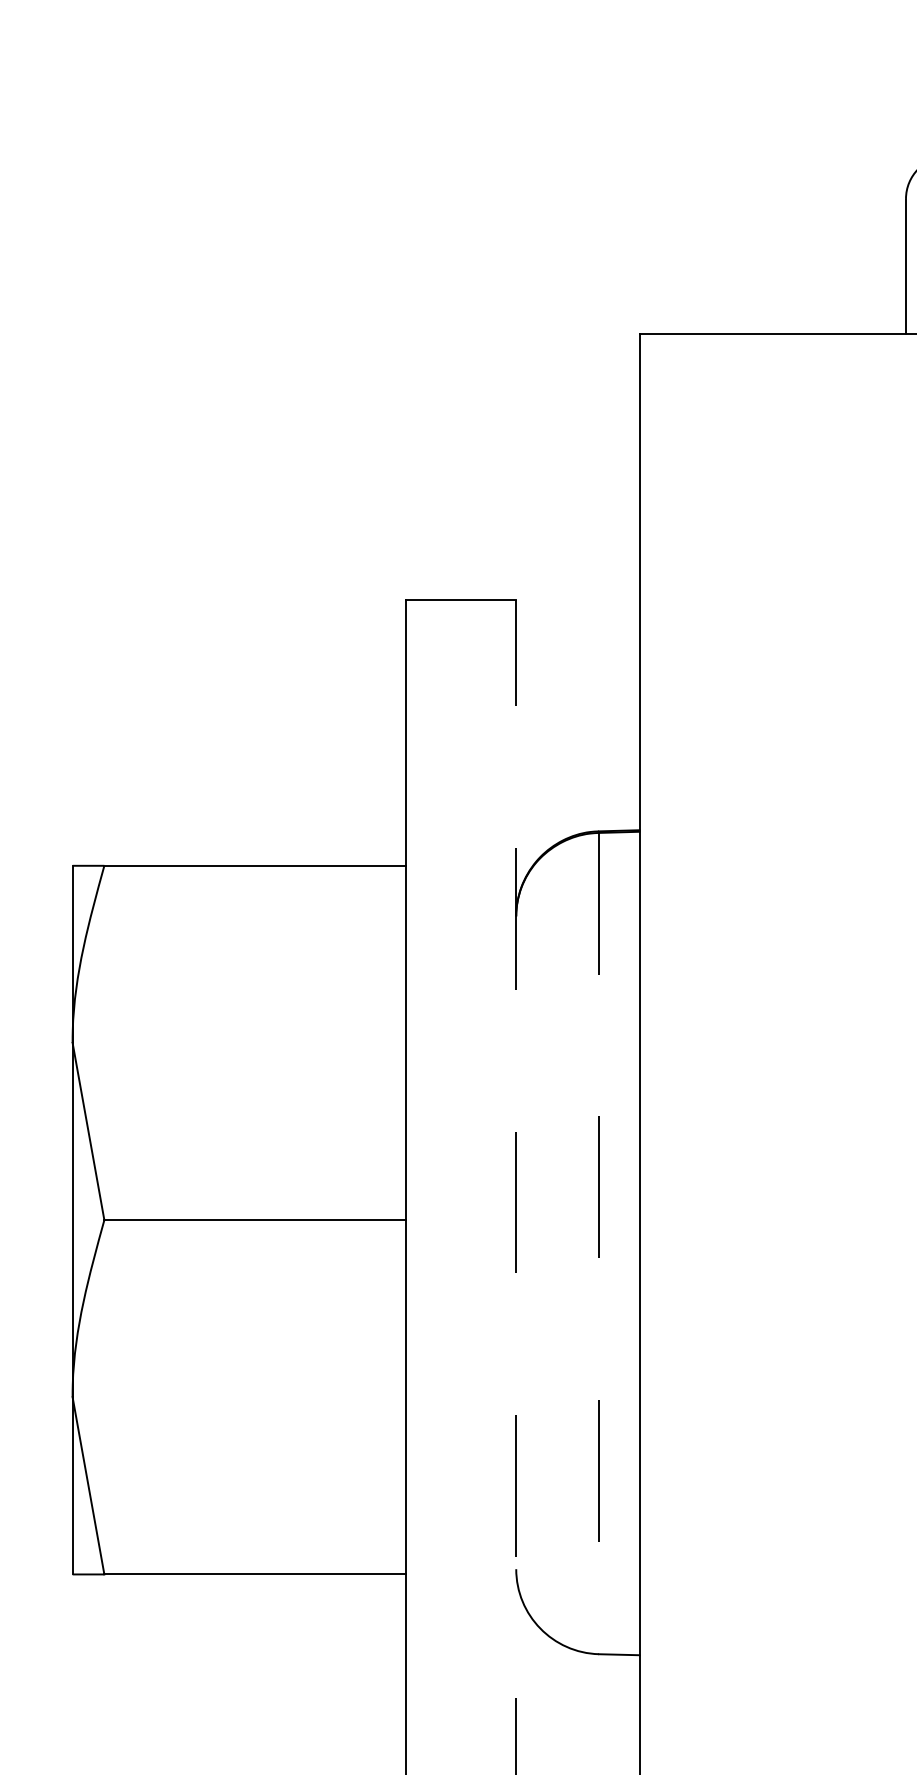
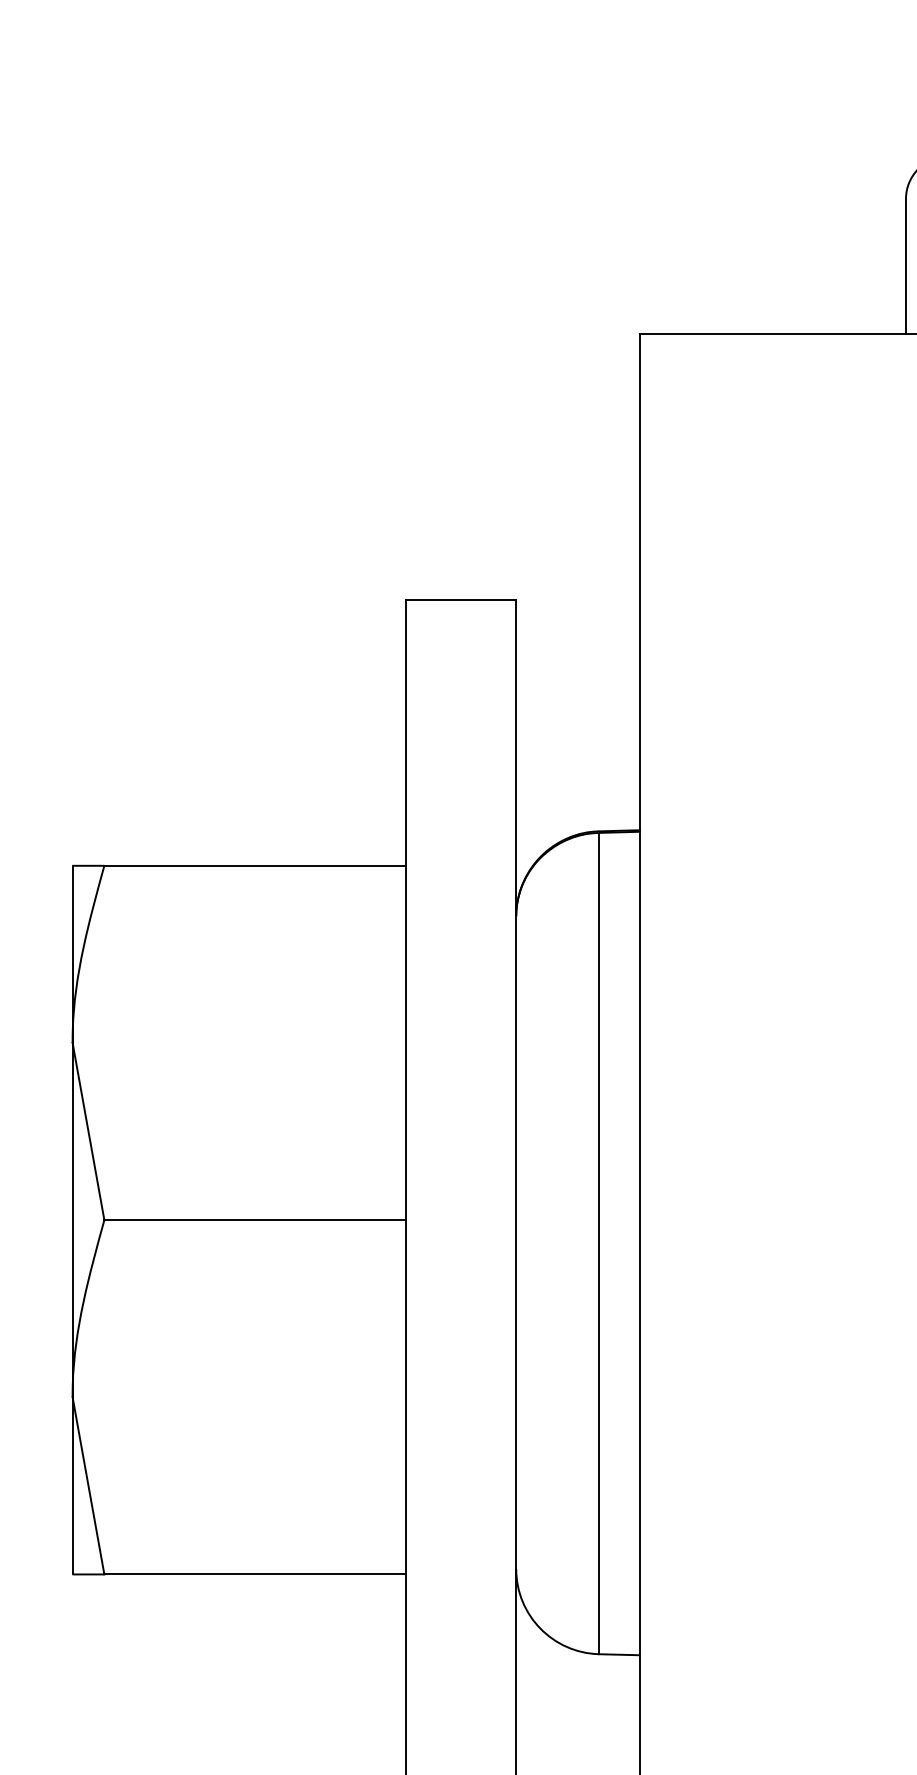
line: dashed -> solid (516, 1186)
line: dashed -> solid (599, 1243)
